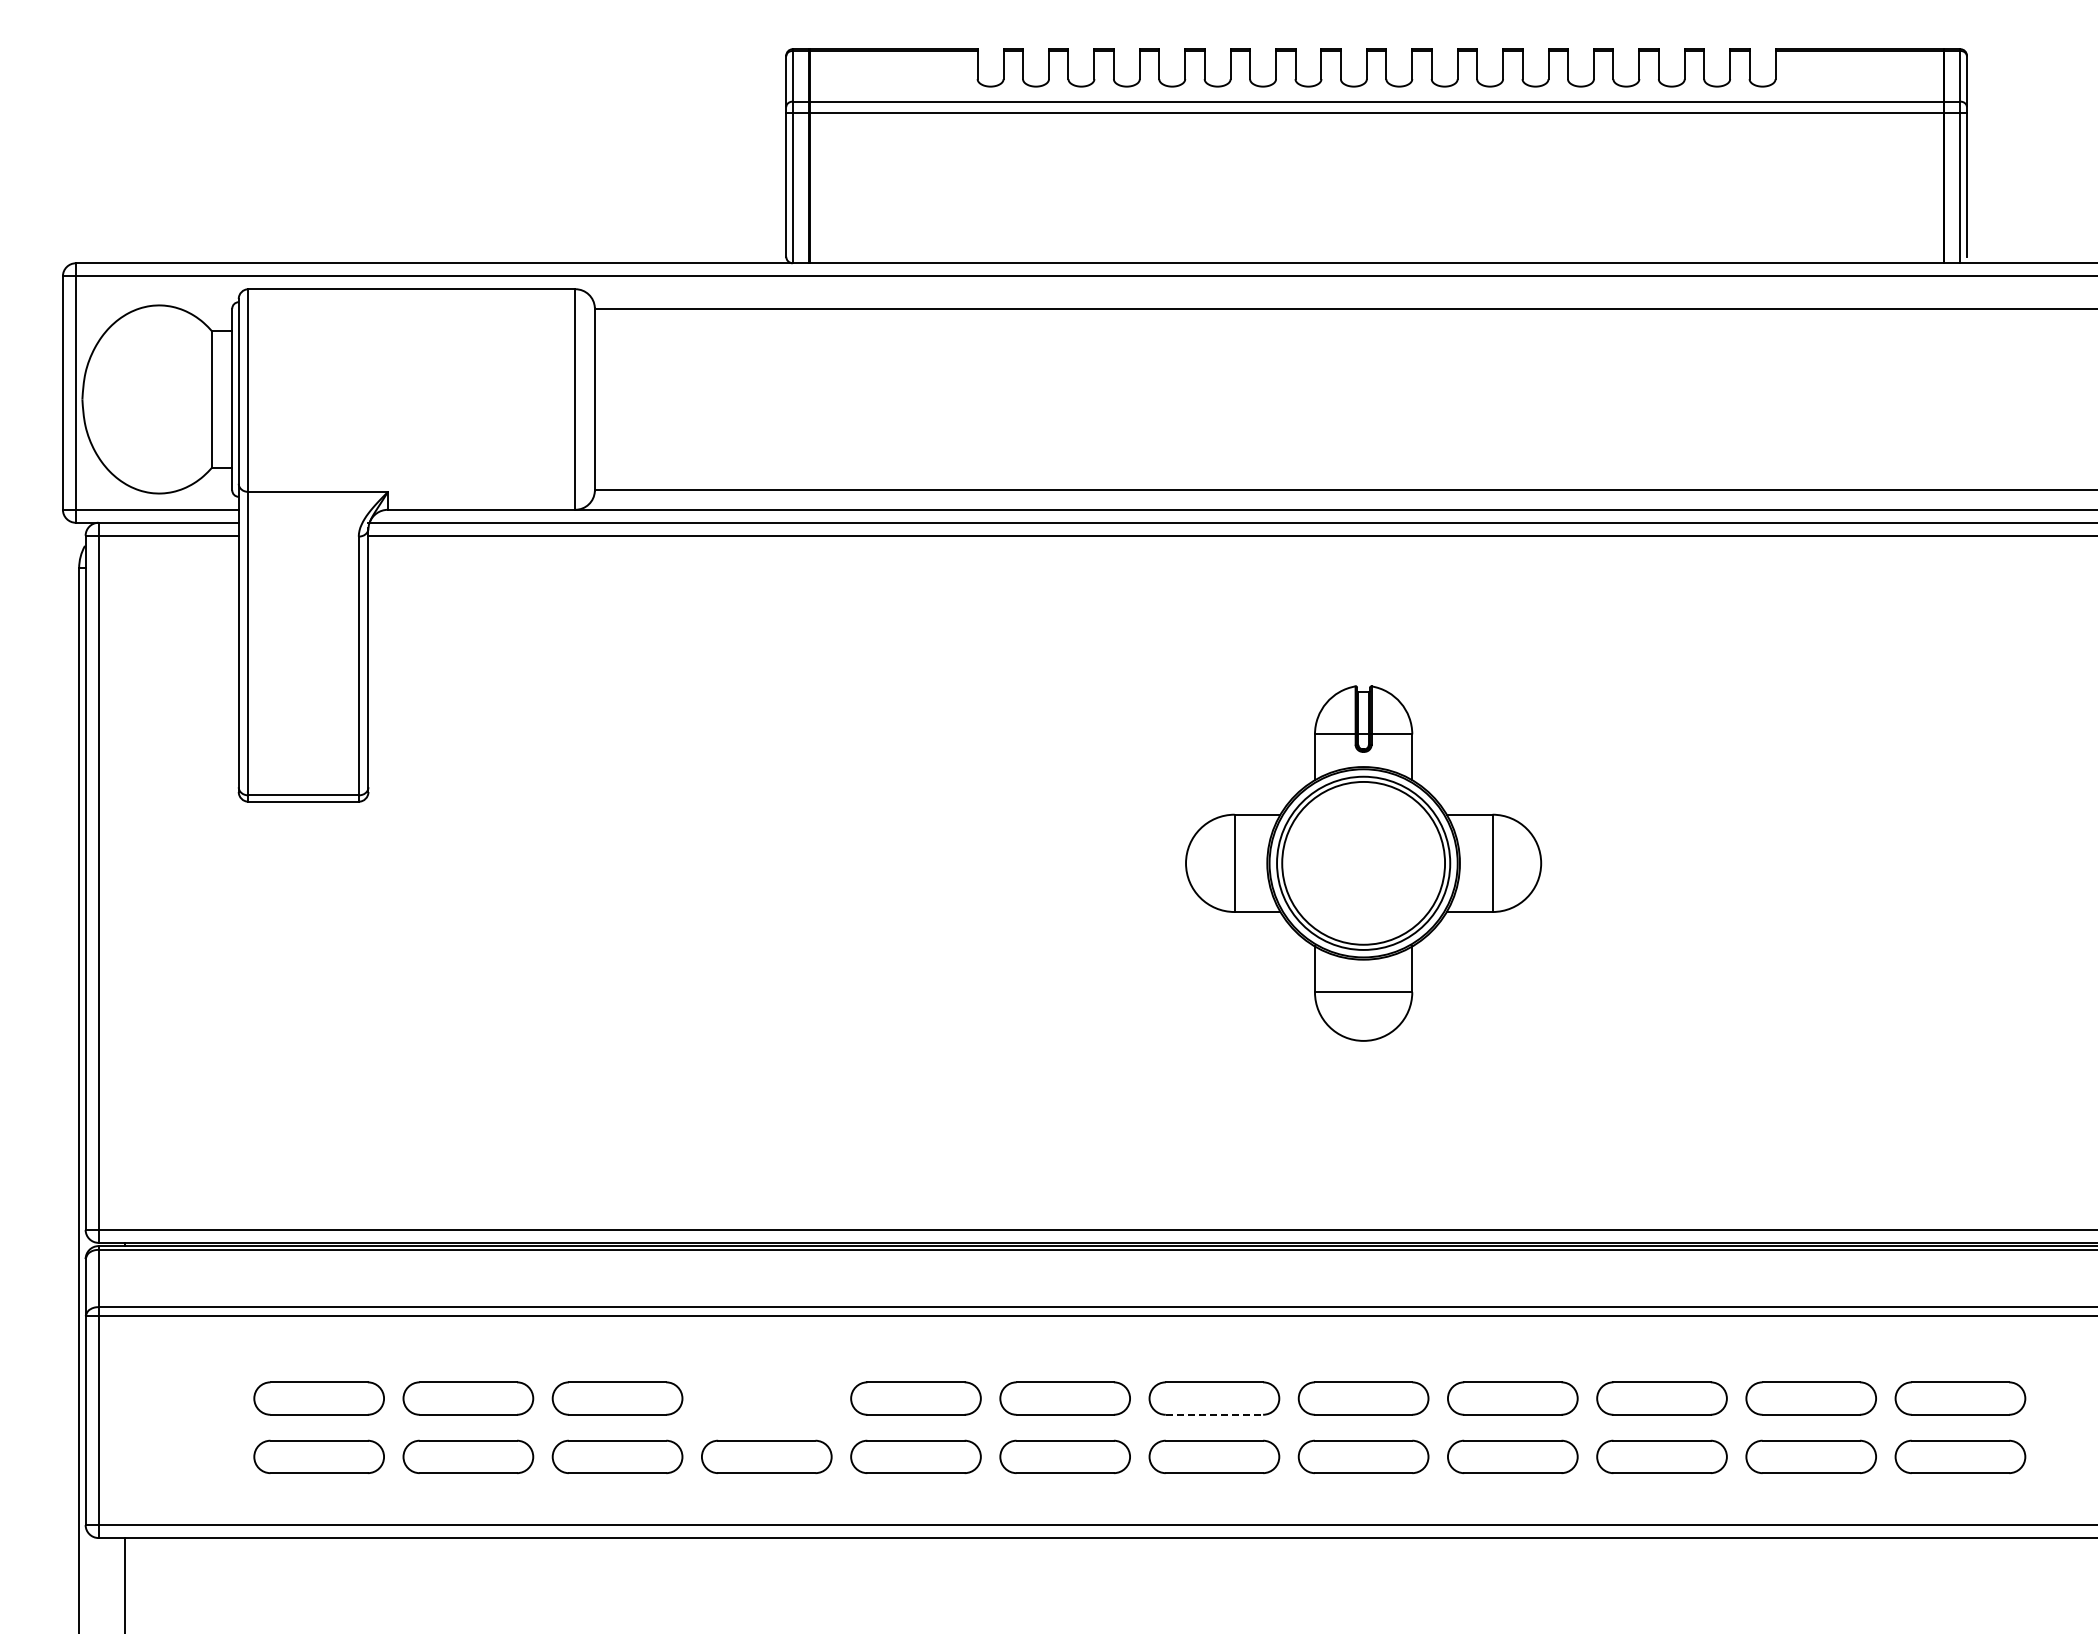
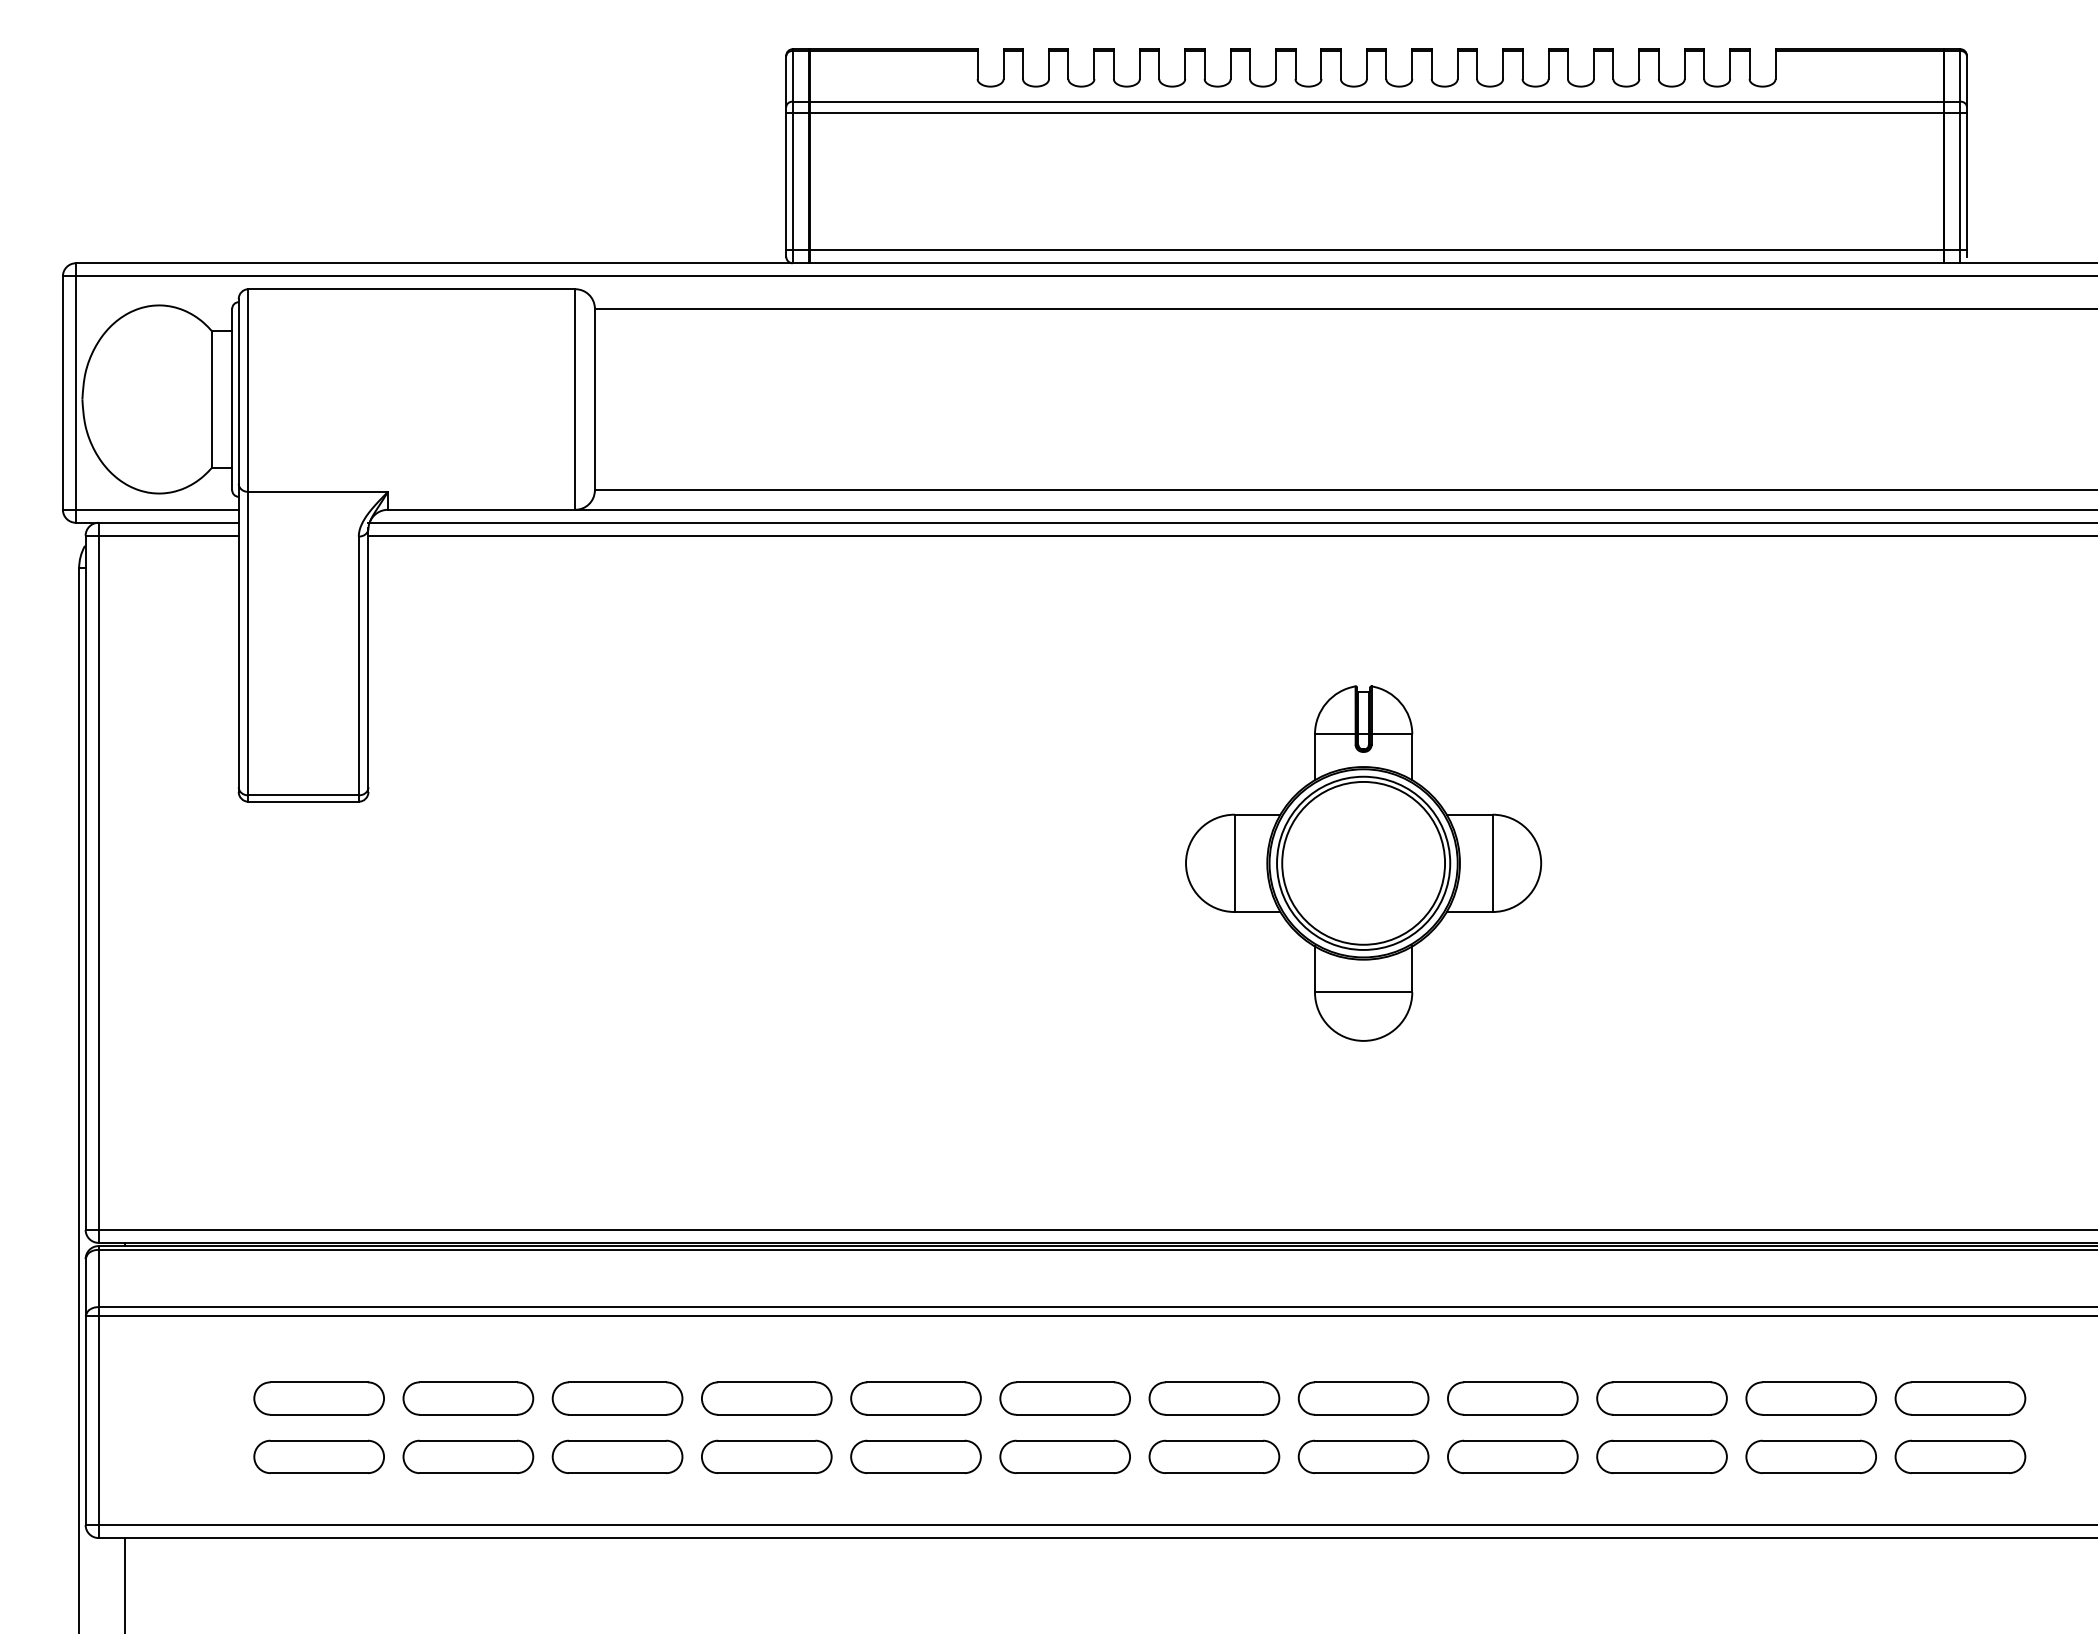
line: none -> present (1376, 250)
part: none -> present (766, 1398)
line: dashed -> solid (1214, 1414)
